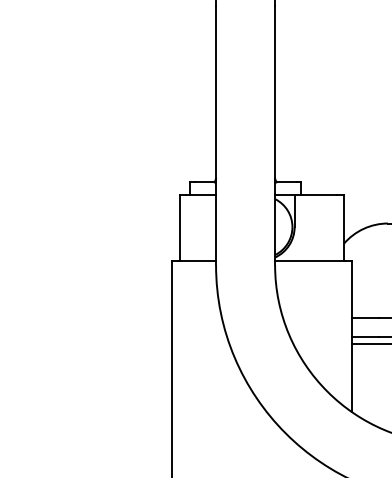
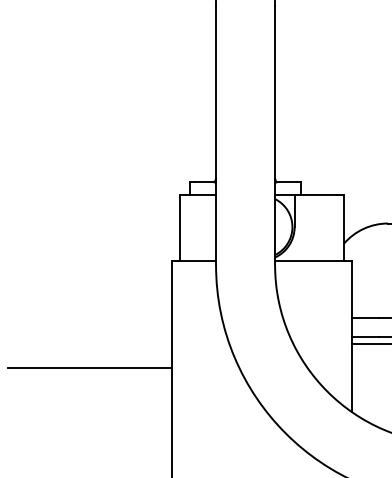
line: none -> present (89, 368)
